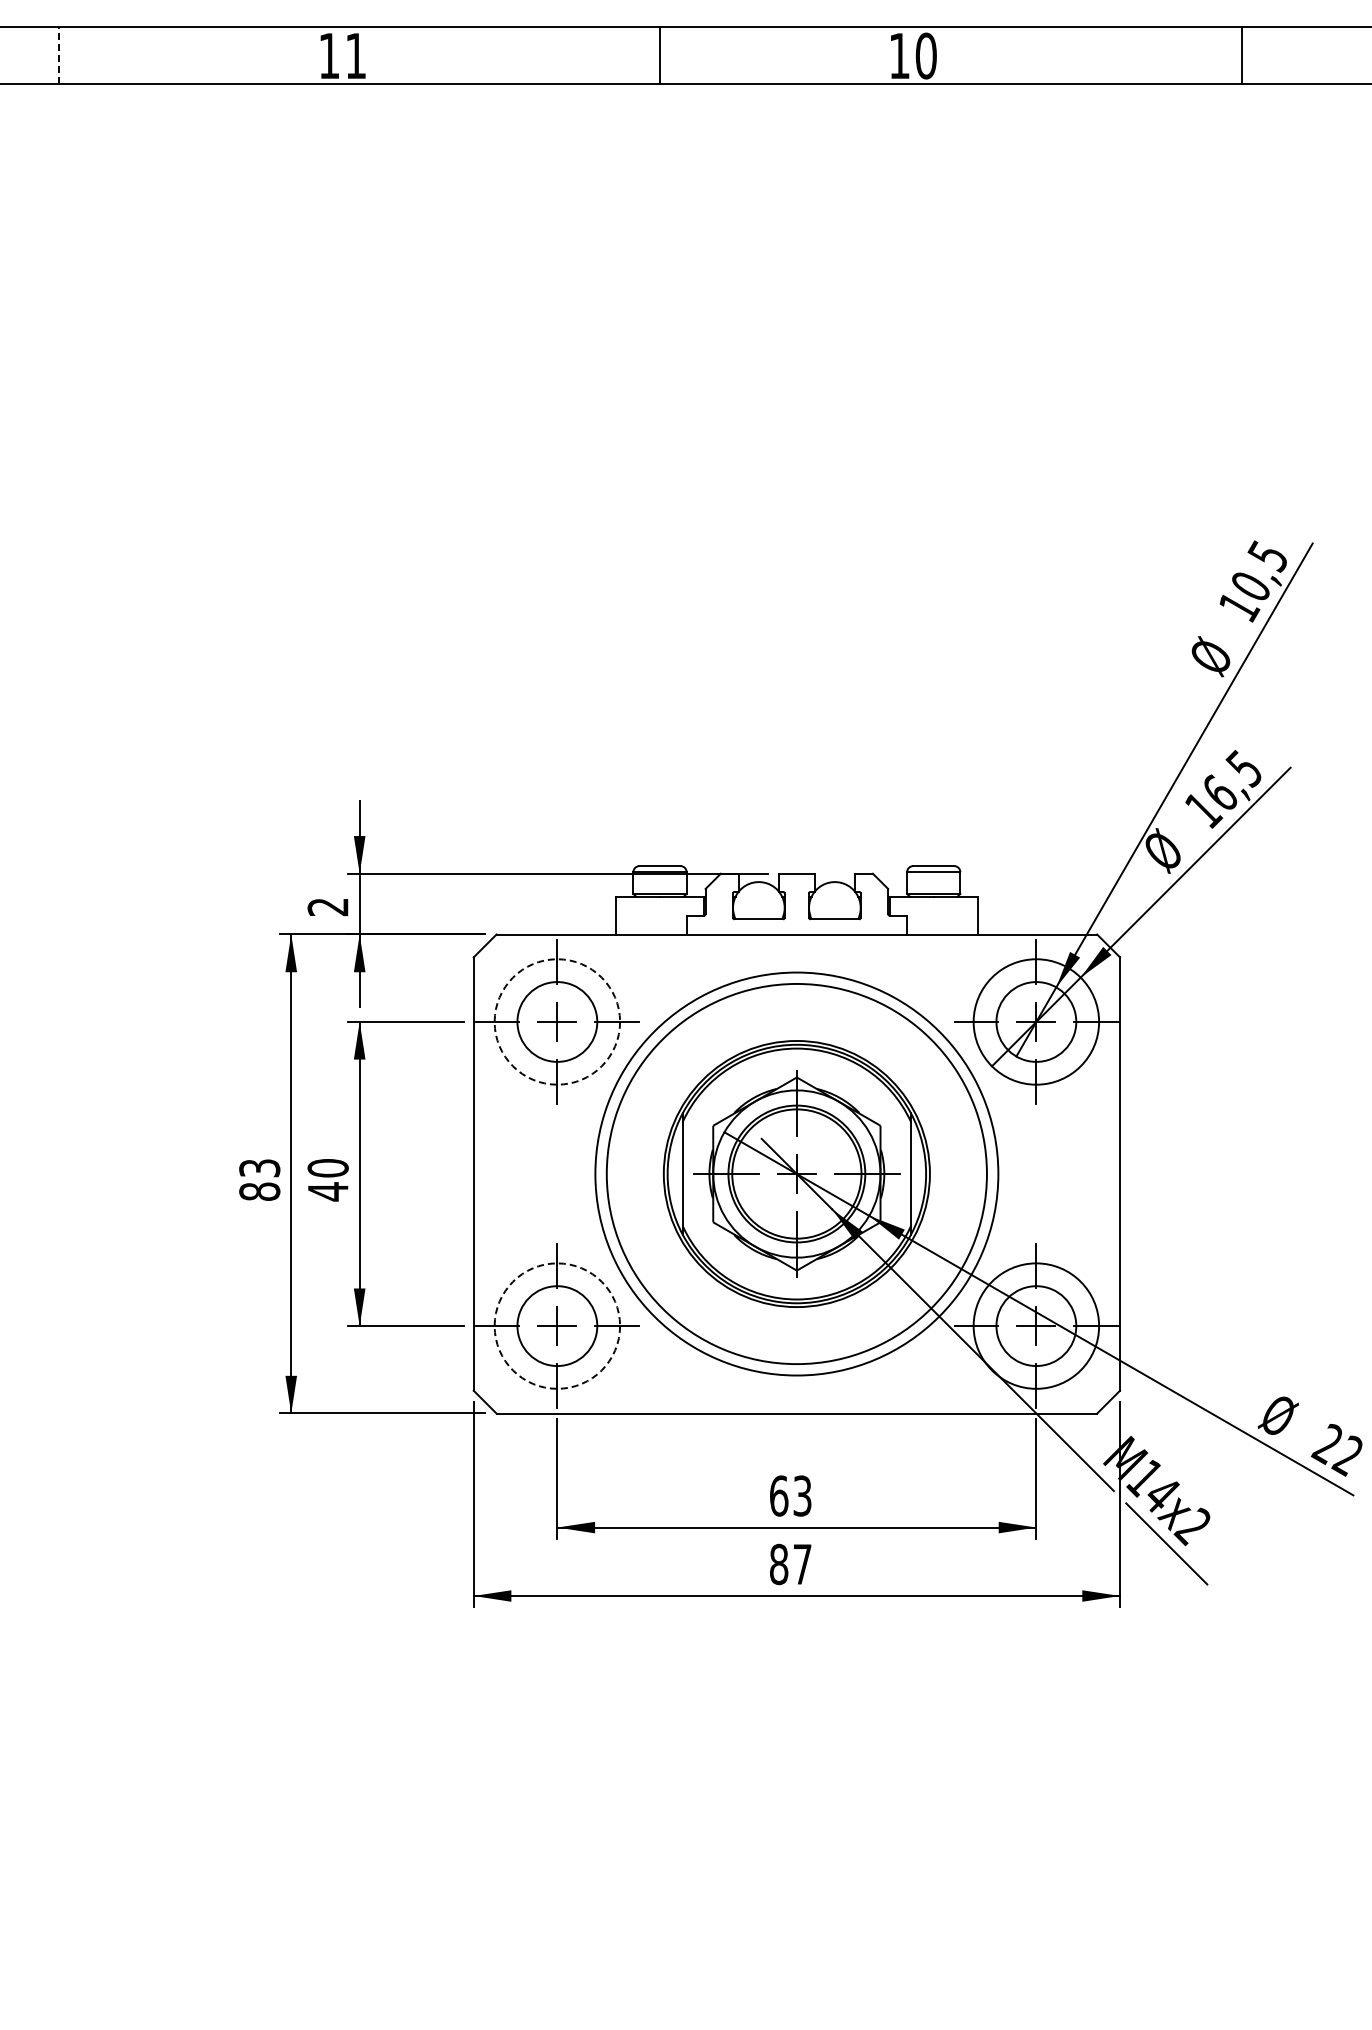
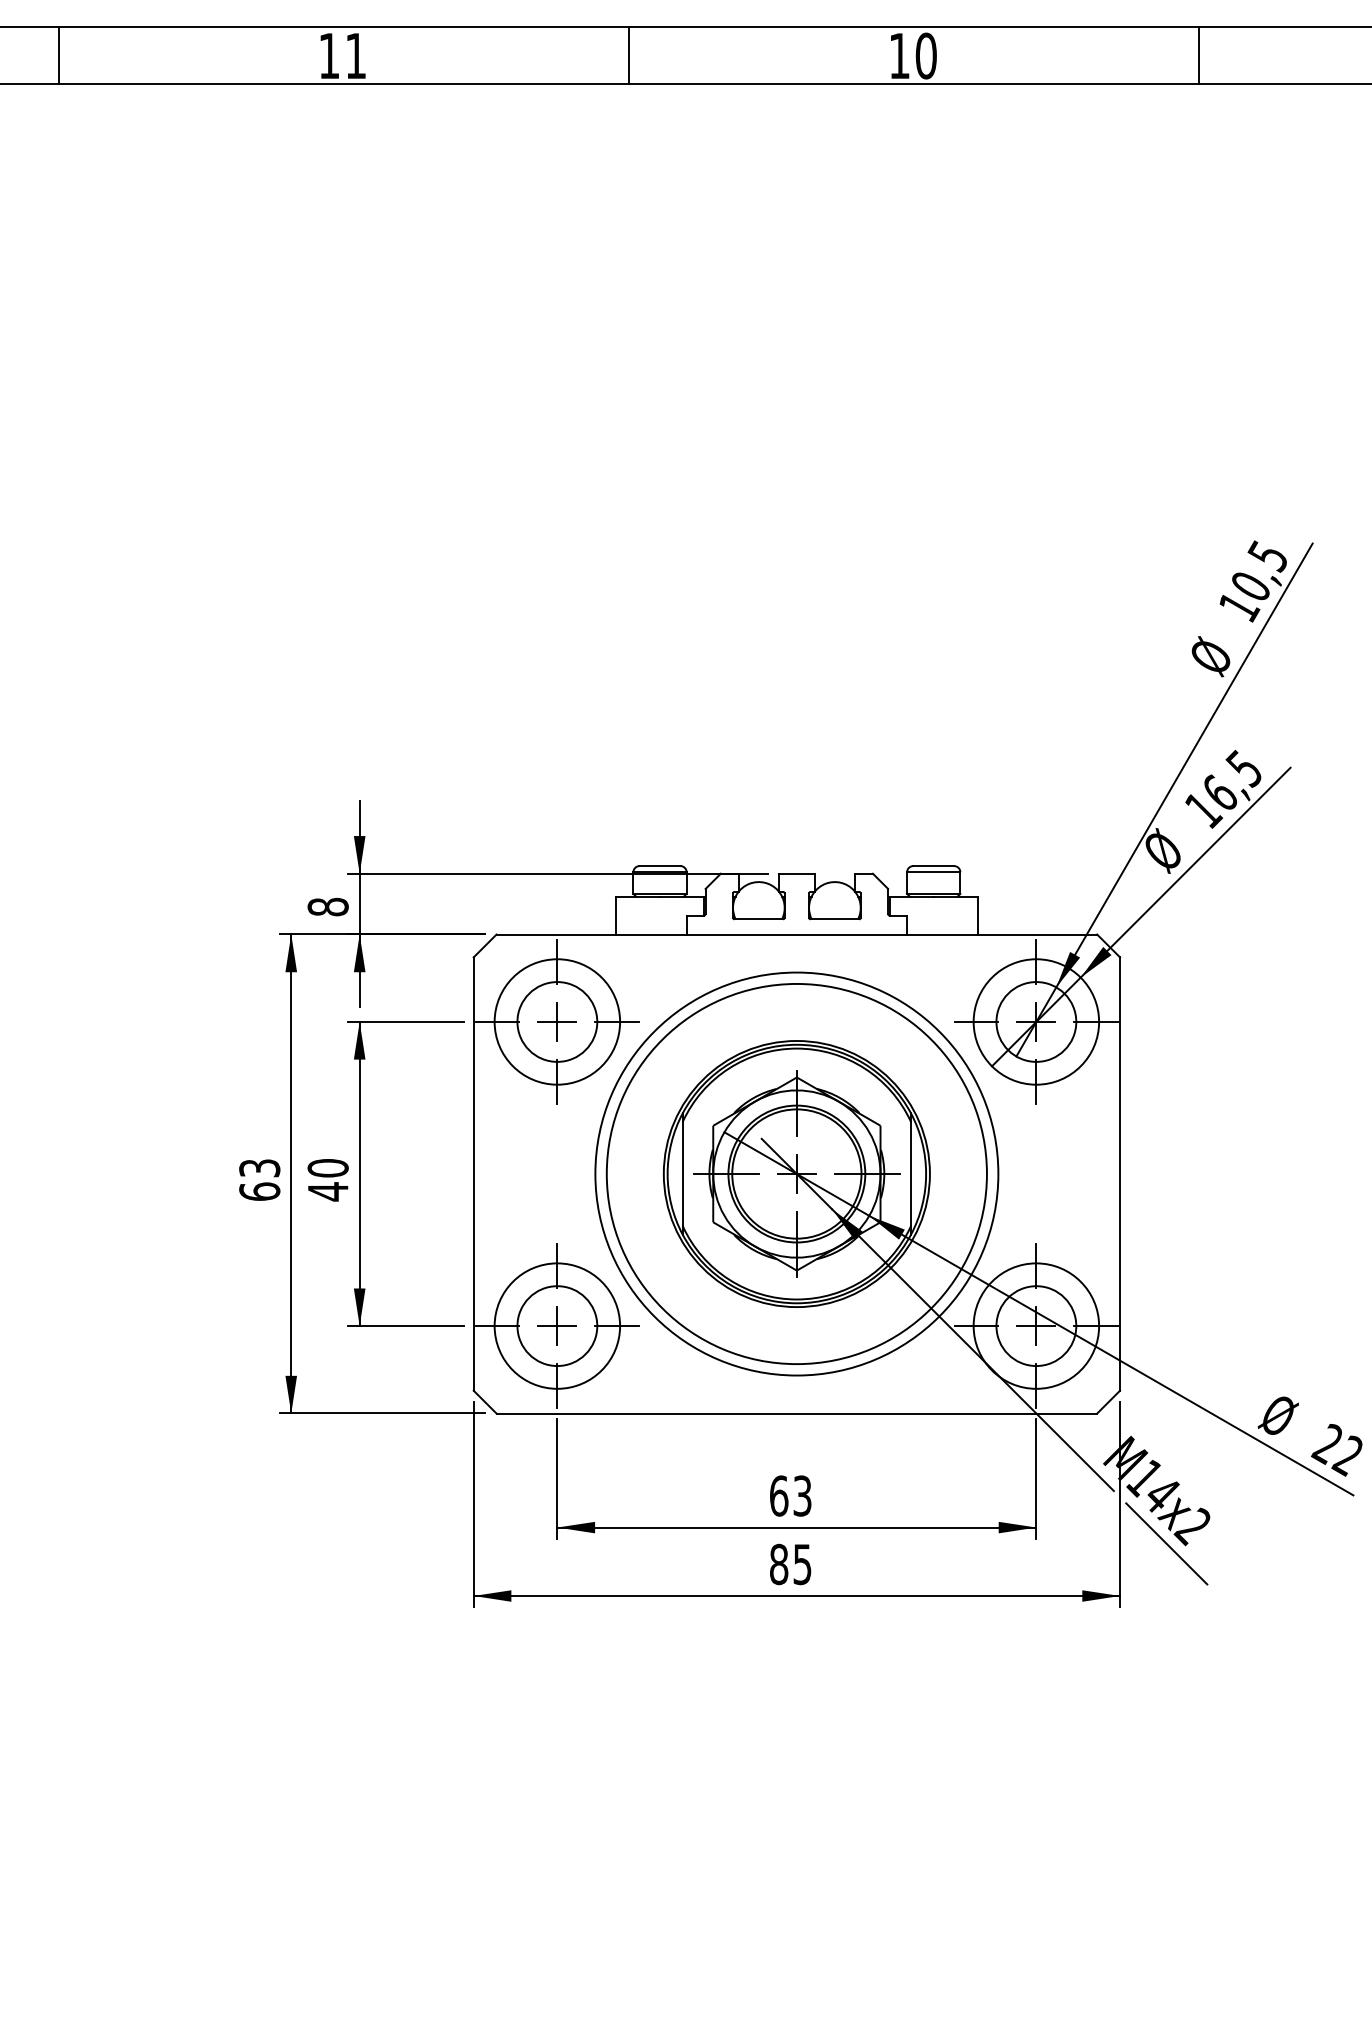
line: dashed -> solid (58, 55)
line position: (659, 55) -> (628, 55) (628, 55)
line position: (1242, 55) -> (1199, 55) (1199, 55)
text: 2 -> 8 (327, 906)
circle: dashed -> solid (557, 1021)
text: 83 -> 63 (259, 1191)
circle: dashed -> solid (557, 1325)
text: 87 -> 85 (802, 1564)
